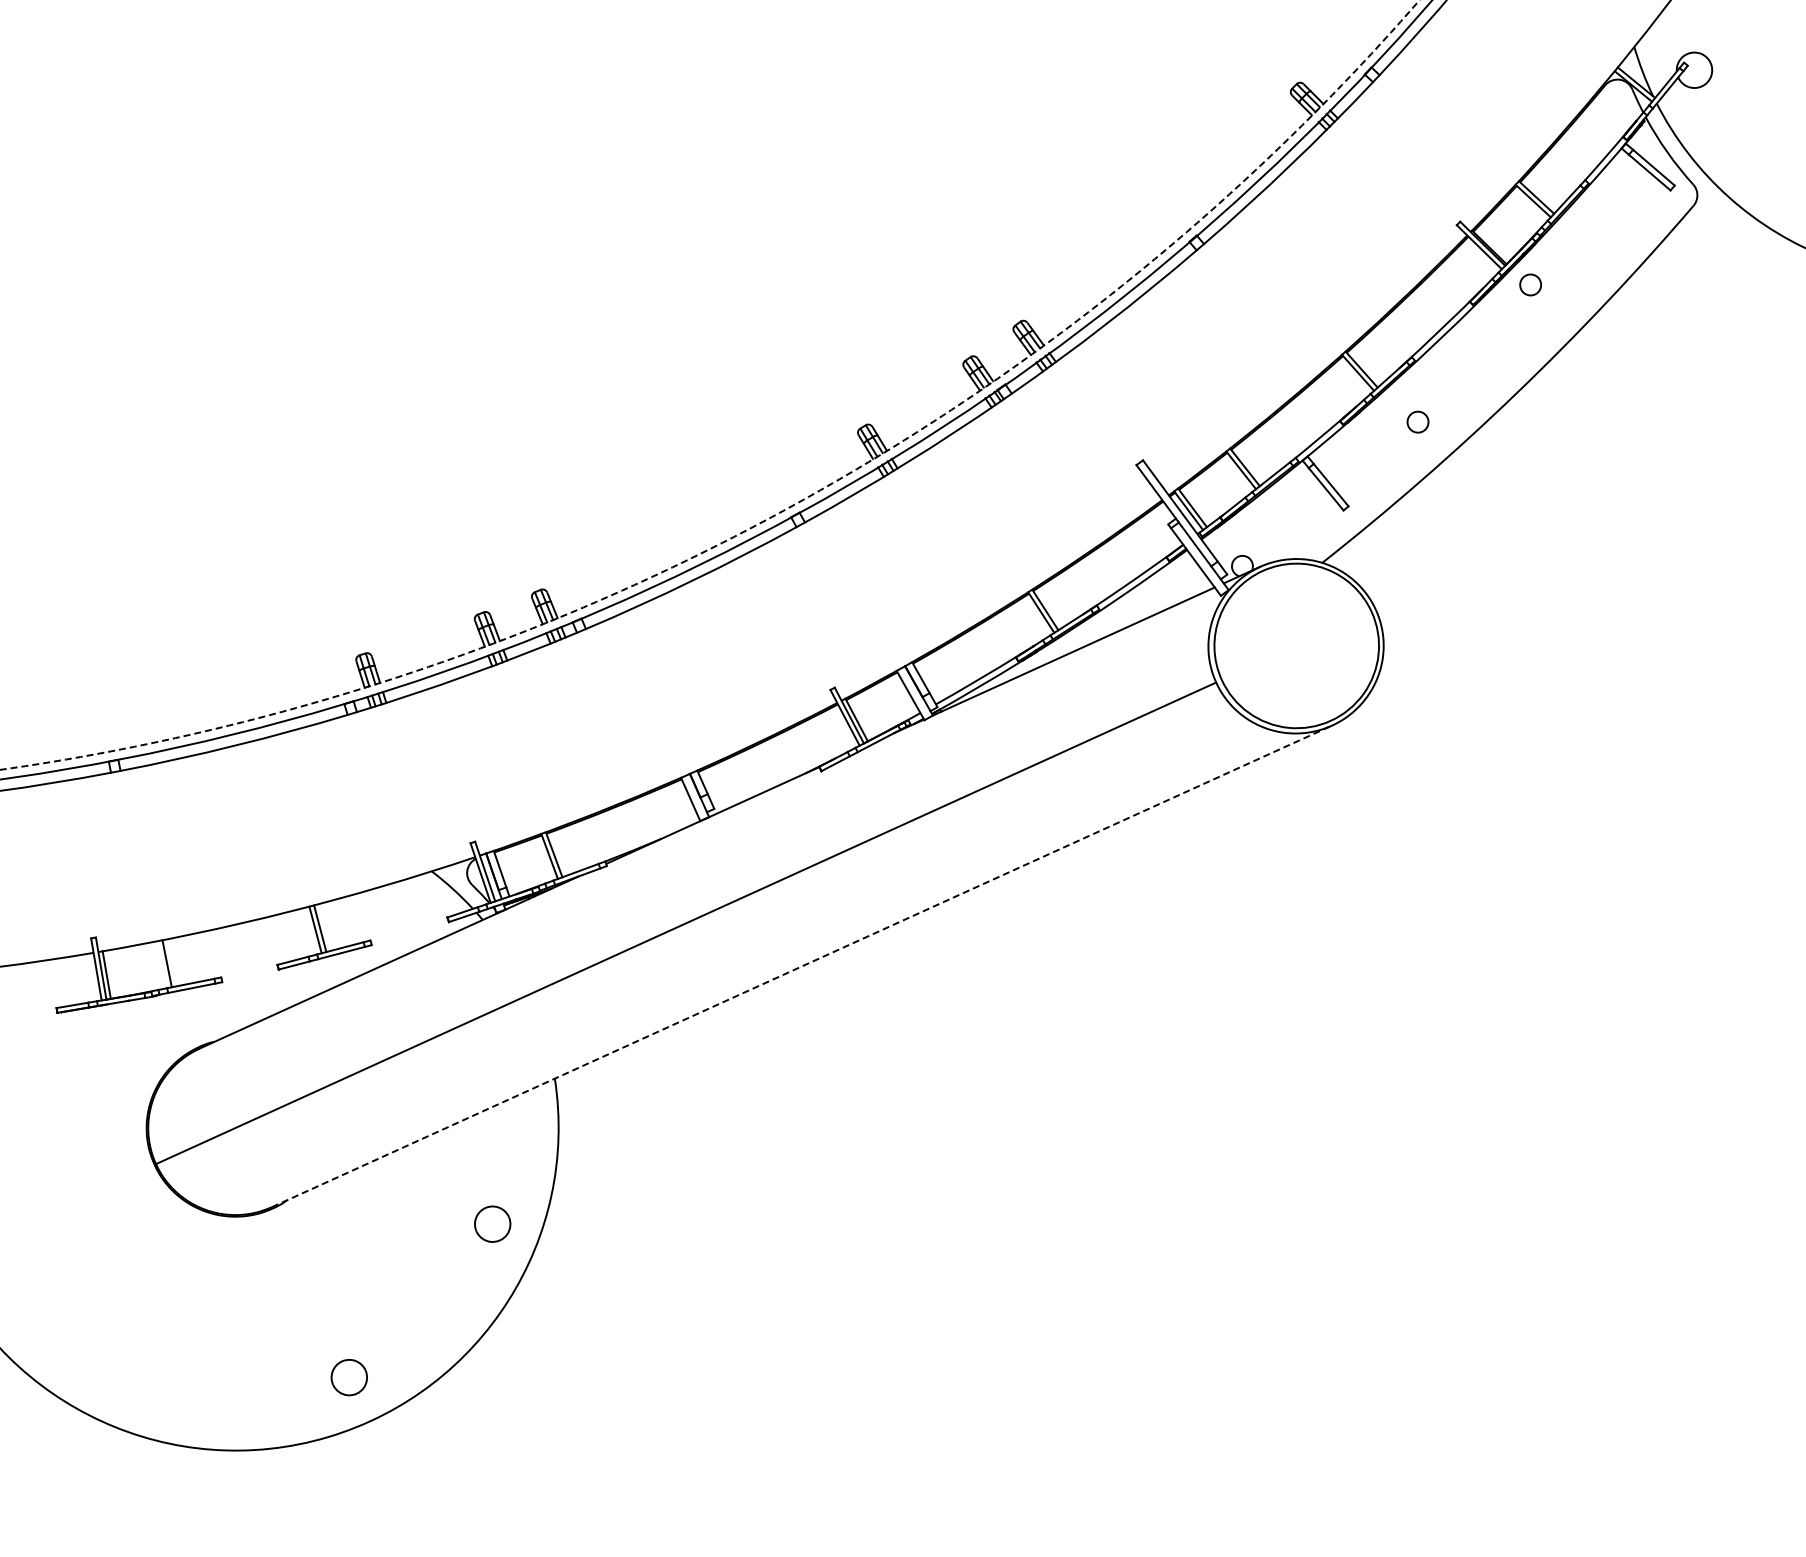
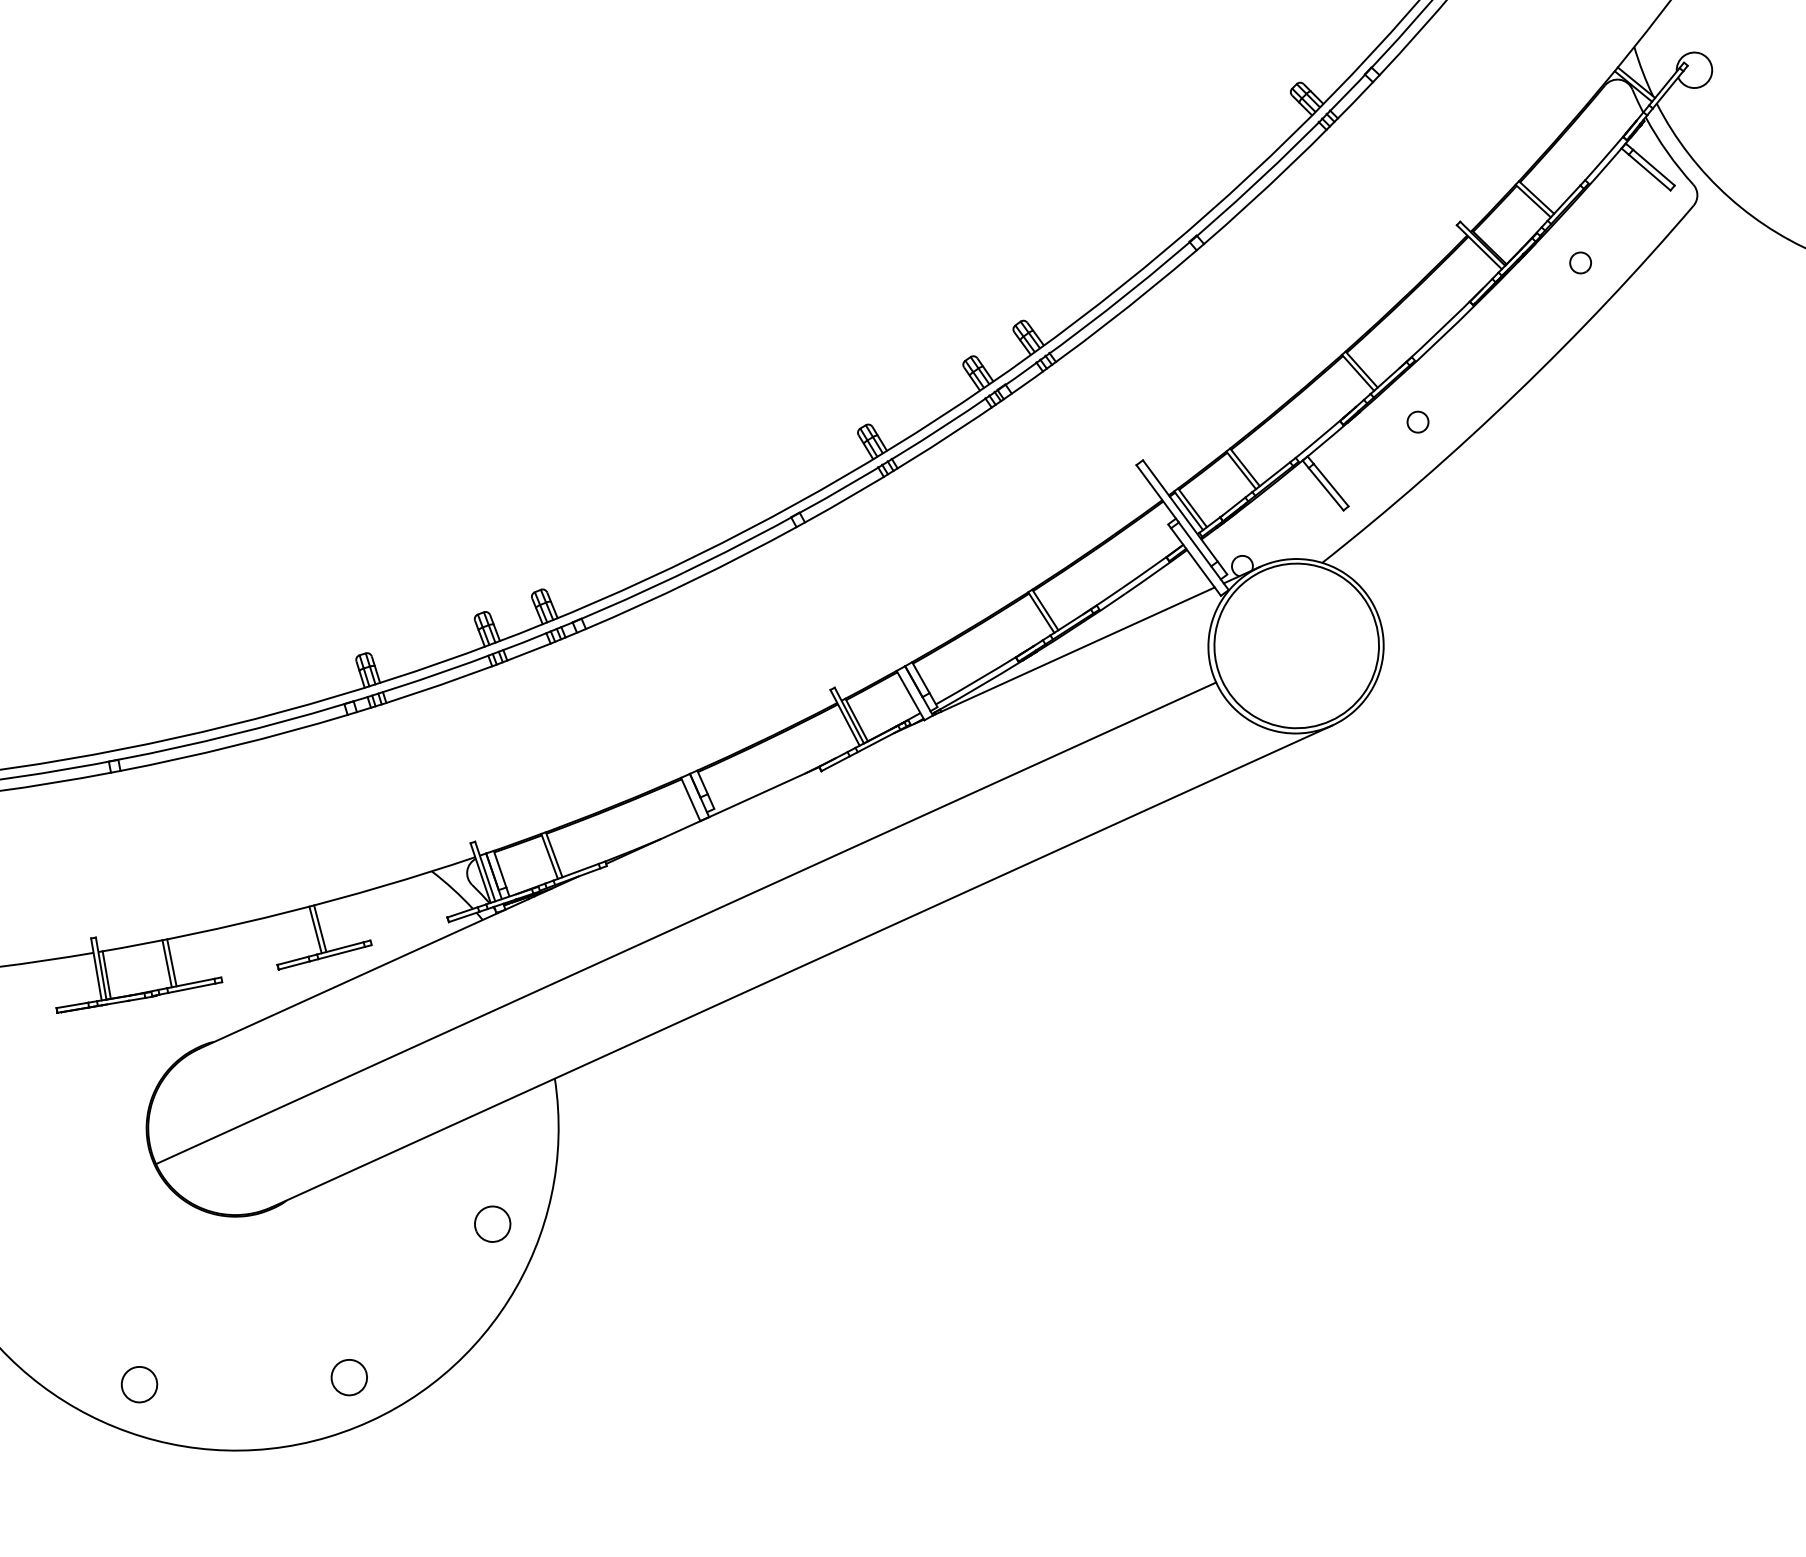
part position: (1530, 284) -> (1580, 262) (1580, 262)
arc: dashed -> solid (778, 513)
line: none -> present (171, 962)
line: dashed -> solid (802, 966)
part: none -> present (139, 1384)
